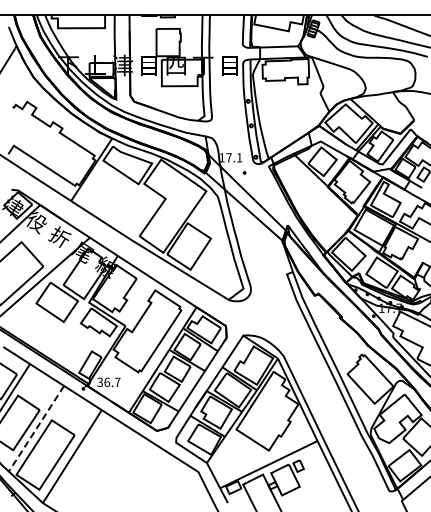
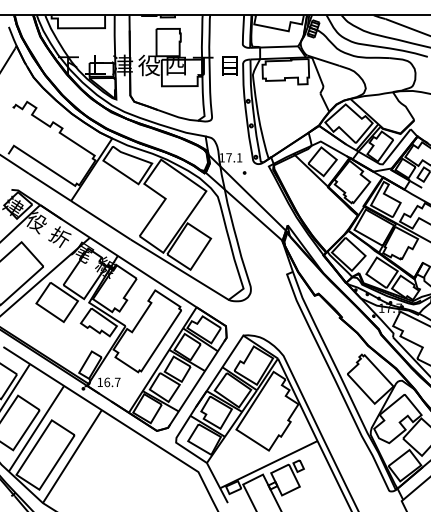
text: 目 -> 役 (149, 65)
text: 36.7 -> 16.7 (99, 382)
line: dashed -> solid (36, 428)
